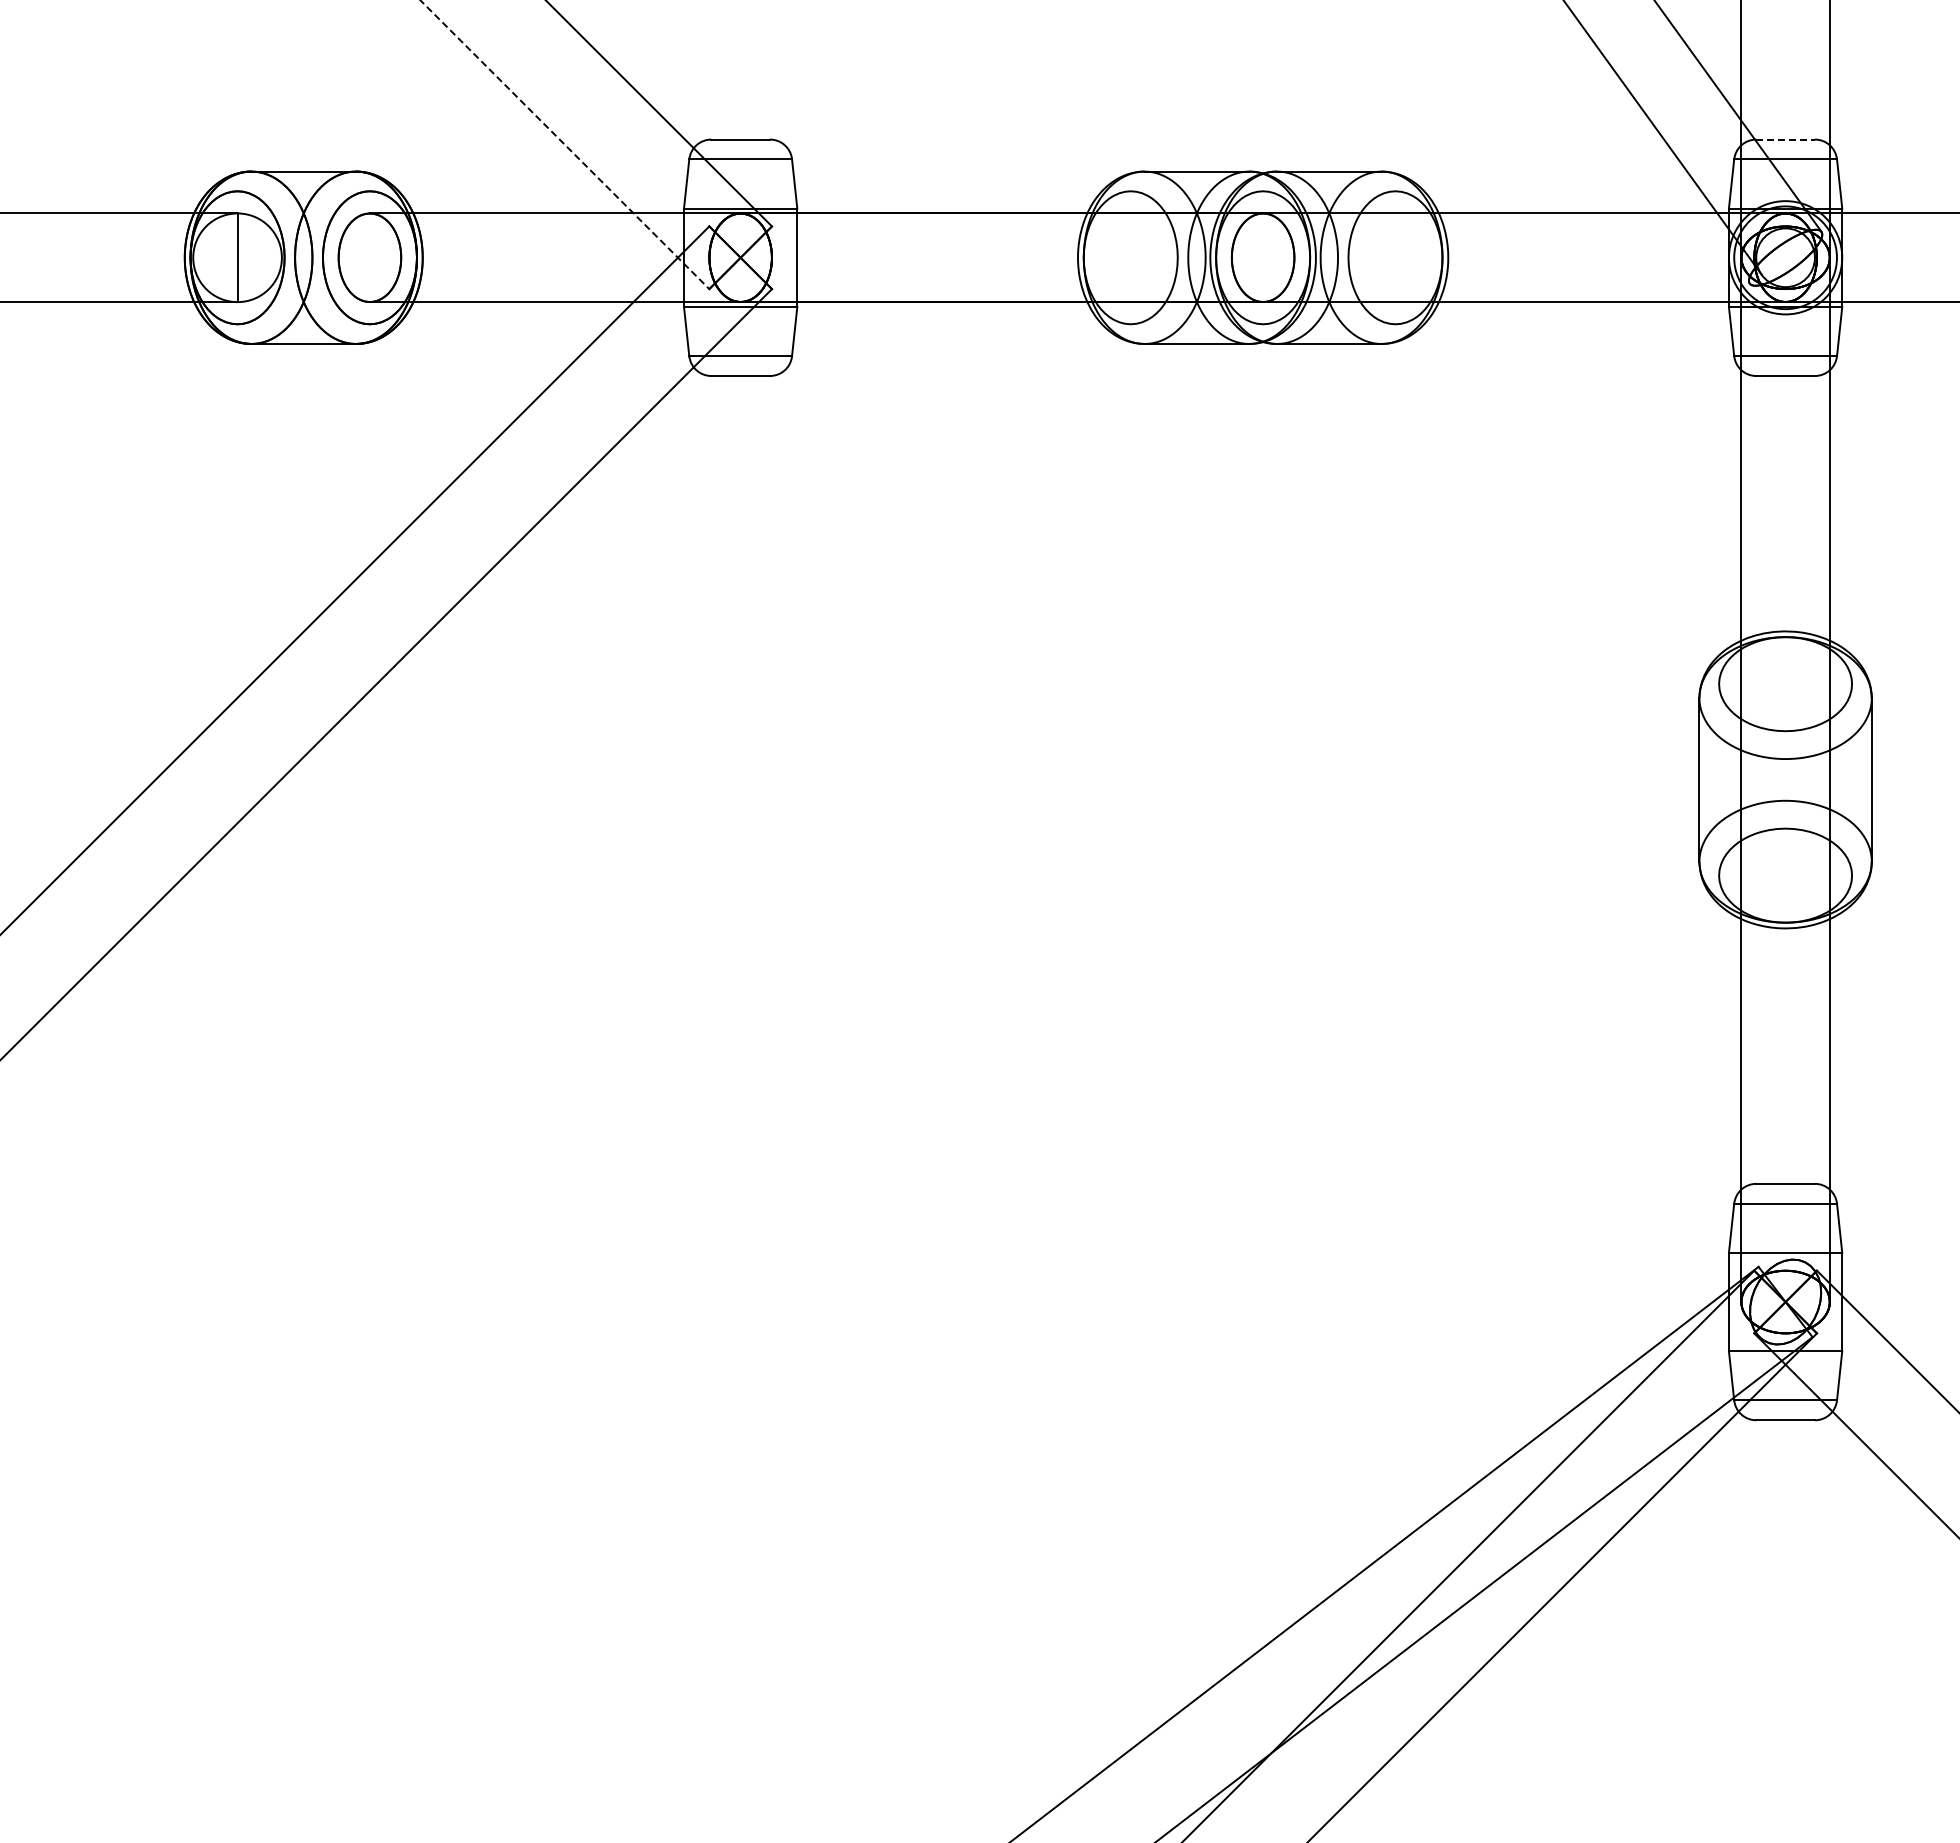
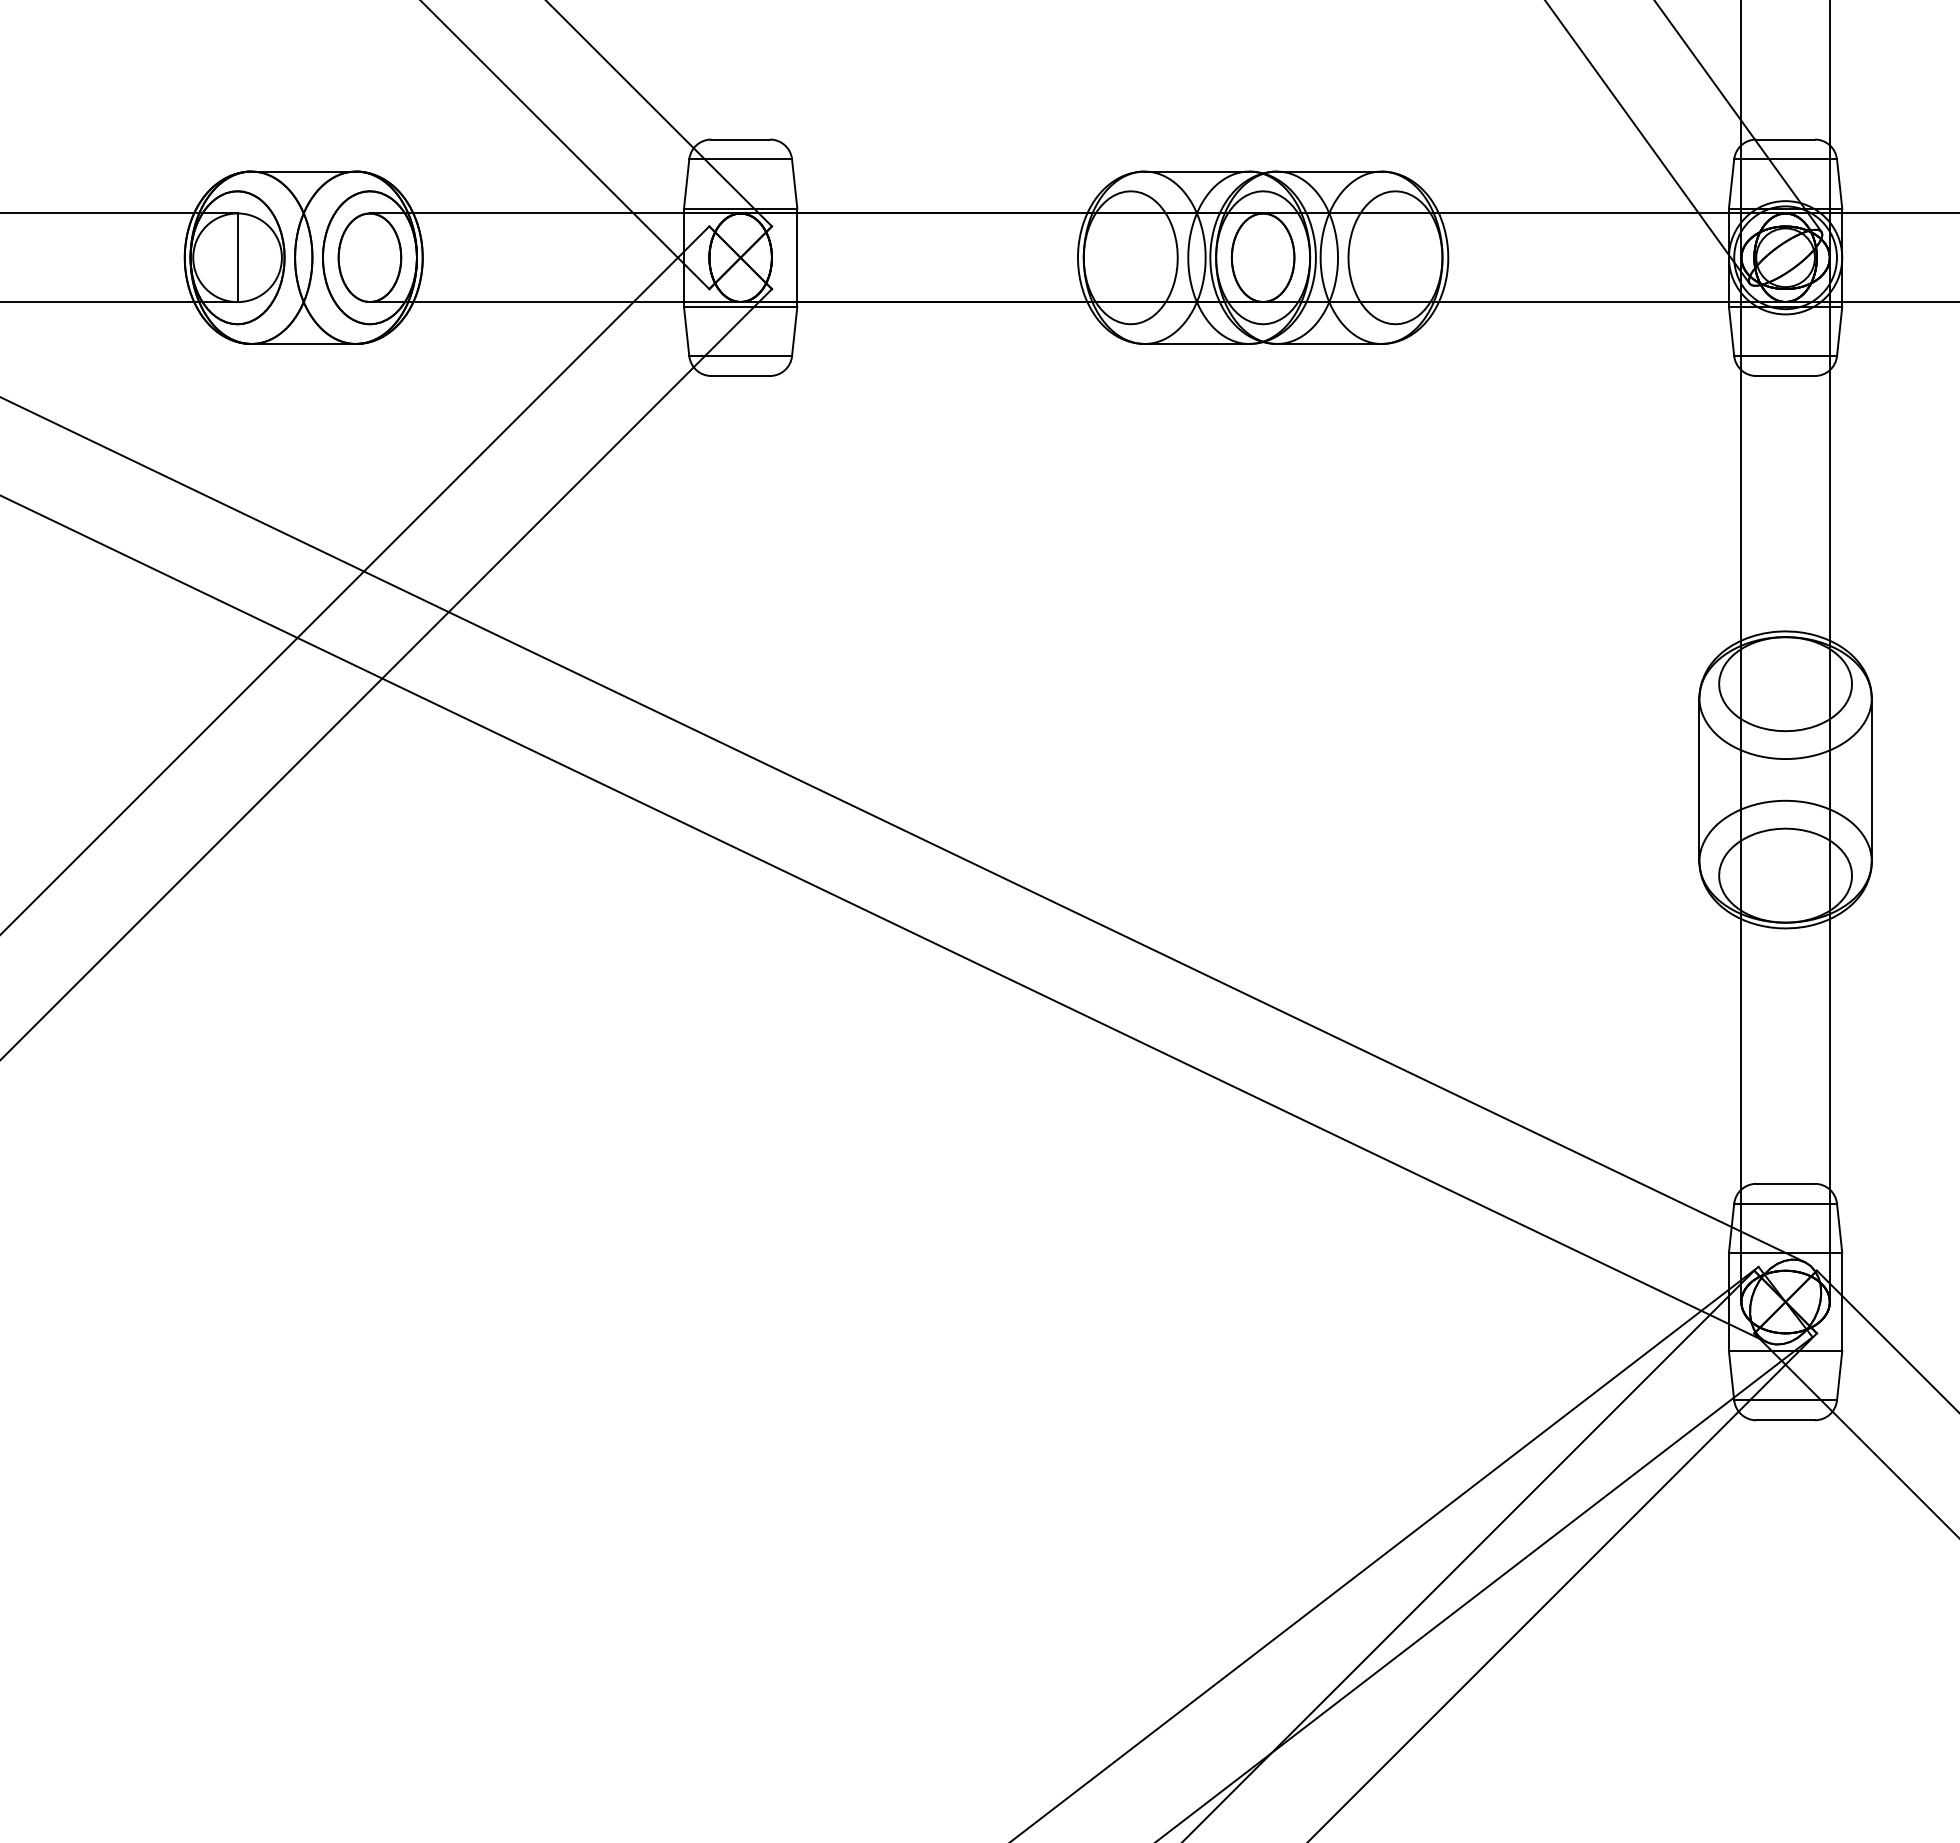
line position: (1662, 138) -> (1647, 142) (1647, 142)
line: dashed -> solid (1786, 139)
line: dashed -> solid (565, 144)
line: none -> present (903, 830)
line: none -> present (884, 919)
